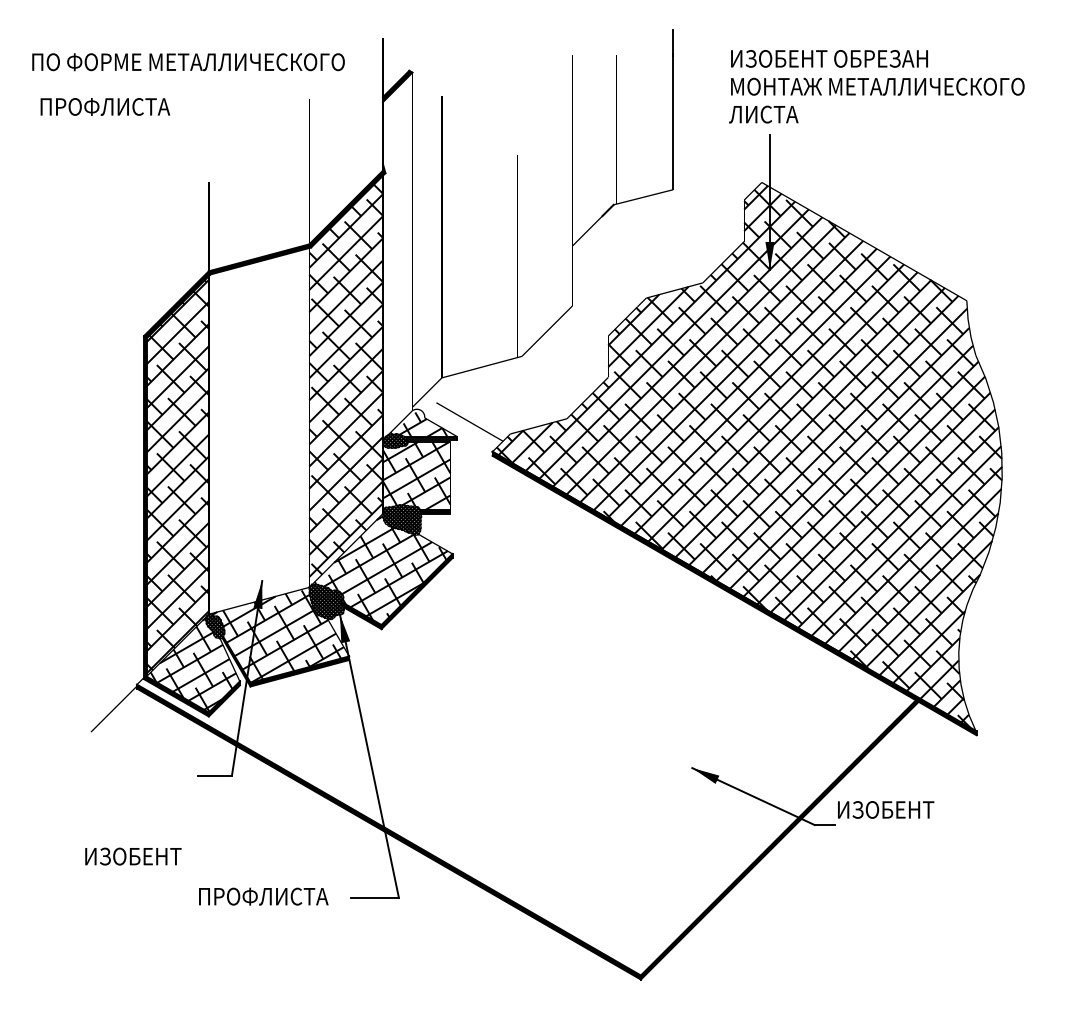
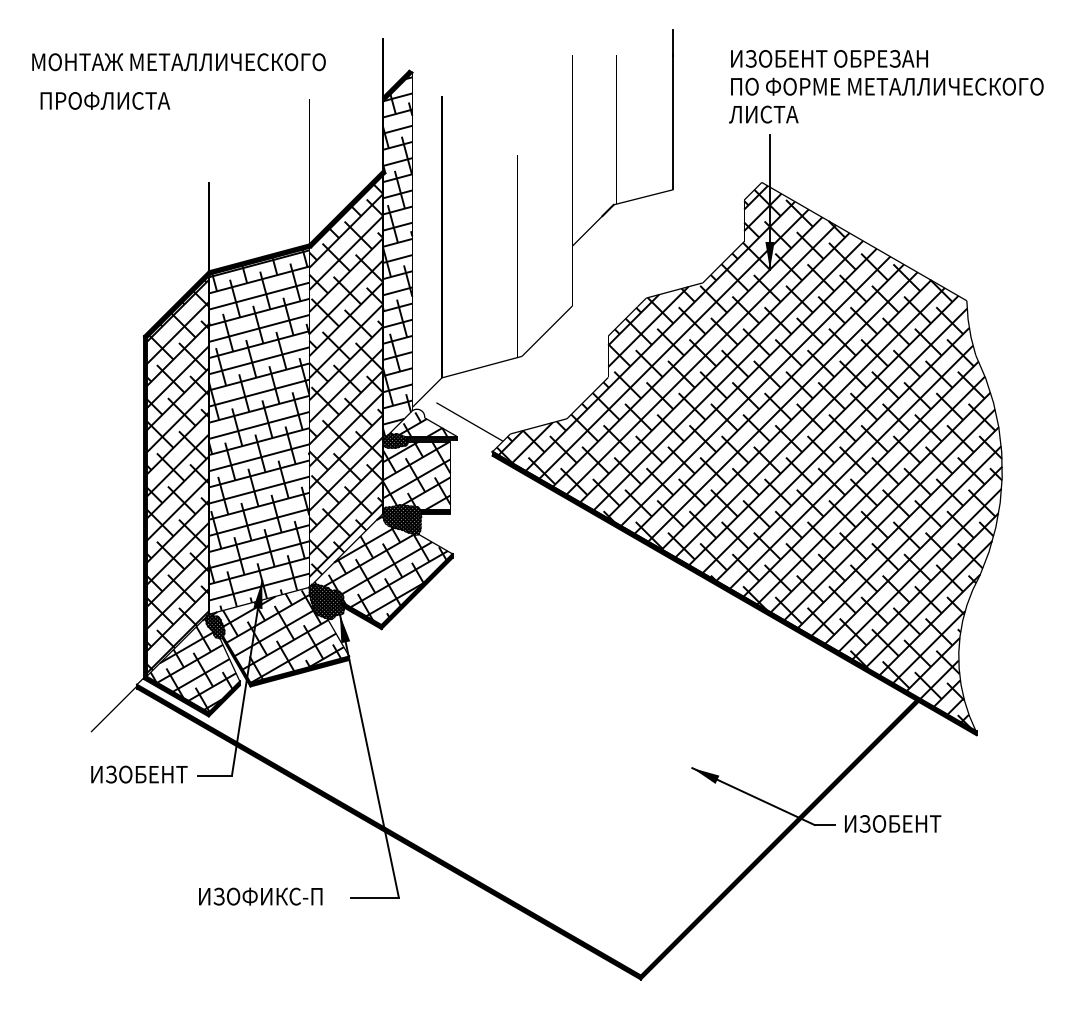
text: ПО ФОРМЕ МЕТАЛЛИЧЕСКОГО -> МОНТАЖ МЕТАЛЛИЧЕСКОГО (188, 62)
text: МОНТАЖ МЕТАЛЛИЧЕСКОГО -> ПО ФОРМЕ МЕТАЛЛИЧЕСКОГО (887, 86)
text position: (105, 106) -> (105, 100) (105, 100)
hatch: none -> present (397, 256)
hatch: none -> present (258, 429)
text position: (886, 809) -> (893, 823) (893, 823)
text position: (133, 856) -> (139, 774) (139, 774)
text: ПРОФЛИСТА -> ИЗОФИКС-П (264, 896)
